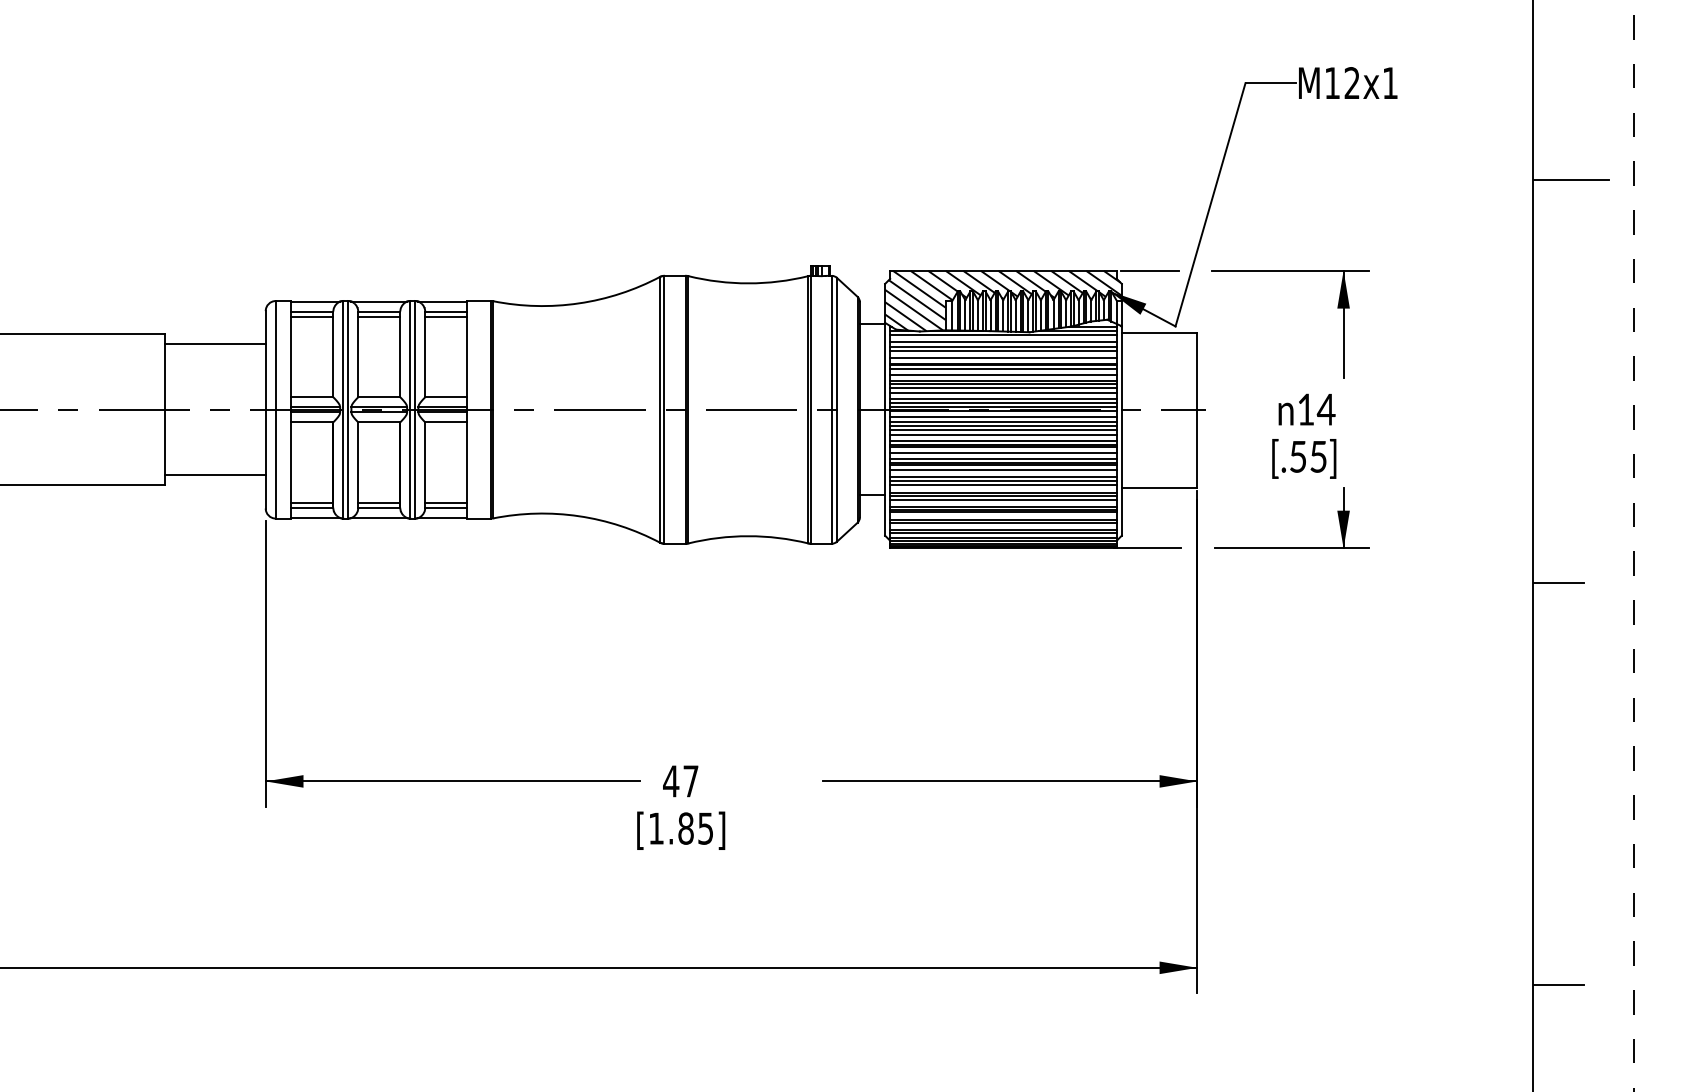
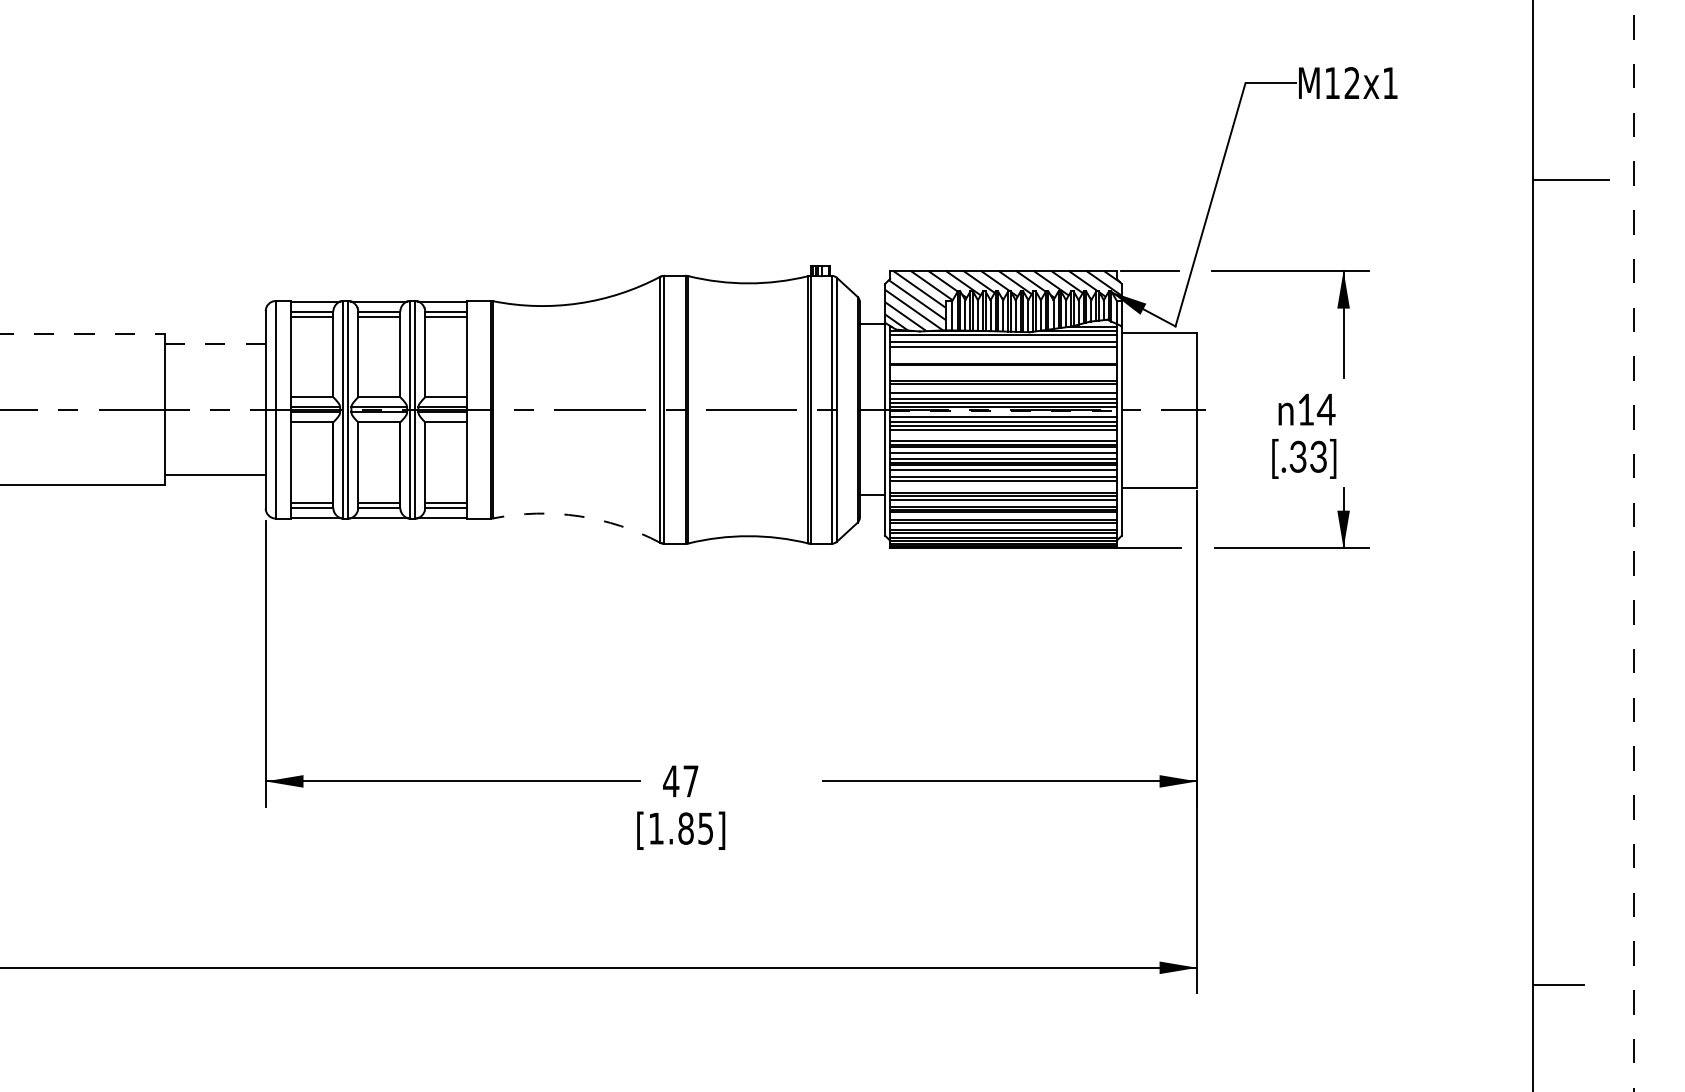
line: solid -> dashed (83, 334)
line: solid -> dashed (215, 344)
line: present -> none (1003, 351)
line: present -> none (1003, 358)
line: present -> none (1003, 369)
line: present -> none (1003, 375)
line: present -> none (1003, 388)
line: solid -> dashed (1003, 411)
line: present -> none (1003, 435)
text: [.55] -> [.33] (1307, 456)
line: present -> none (1003, 485)
arc: solid -> dashed (578, 516)
line: present -> none (1558, 582)
